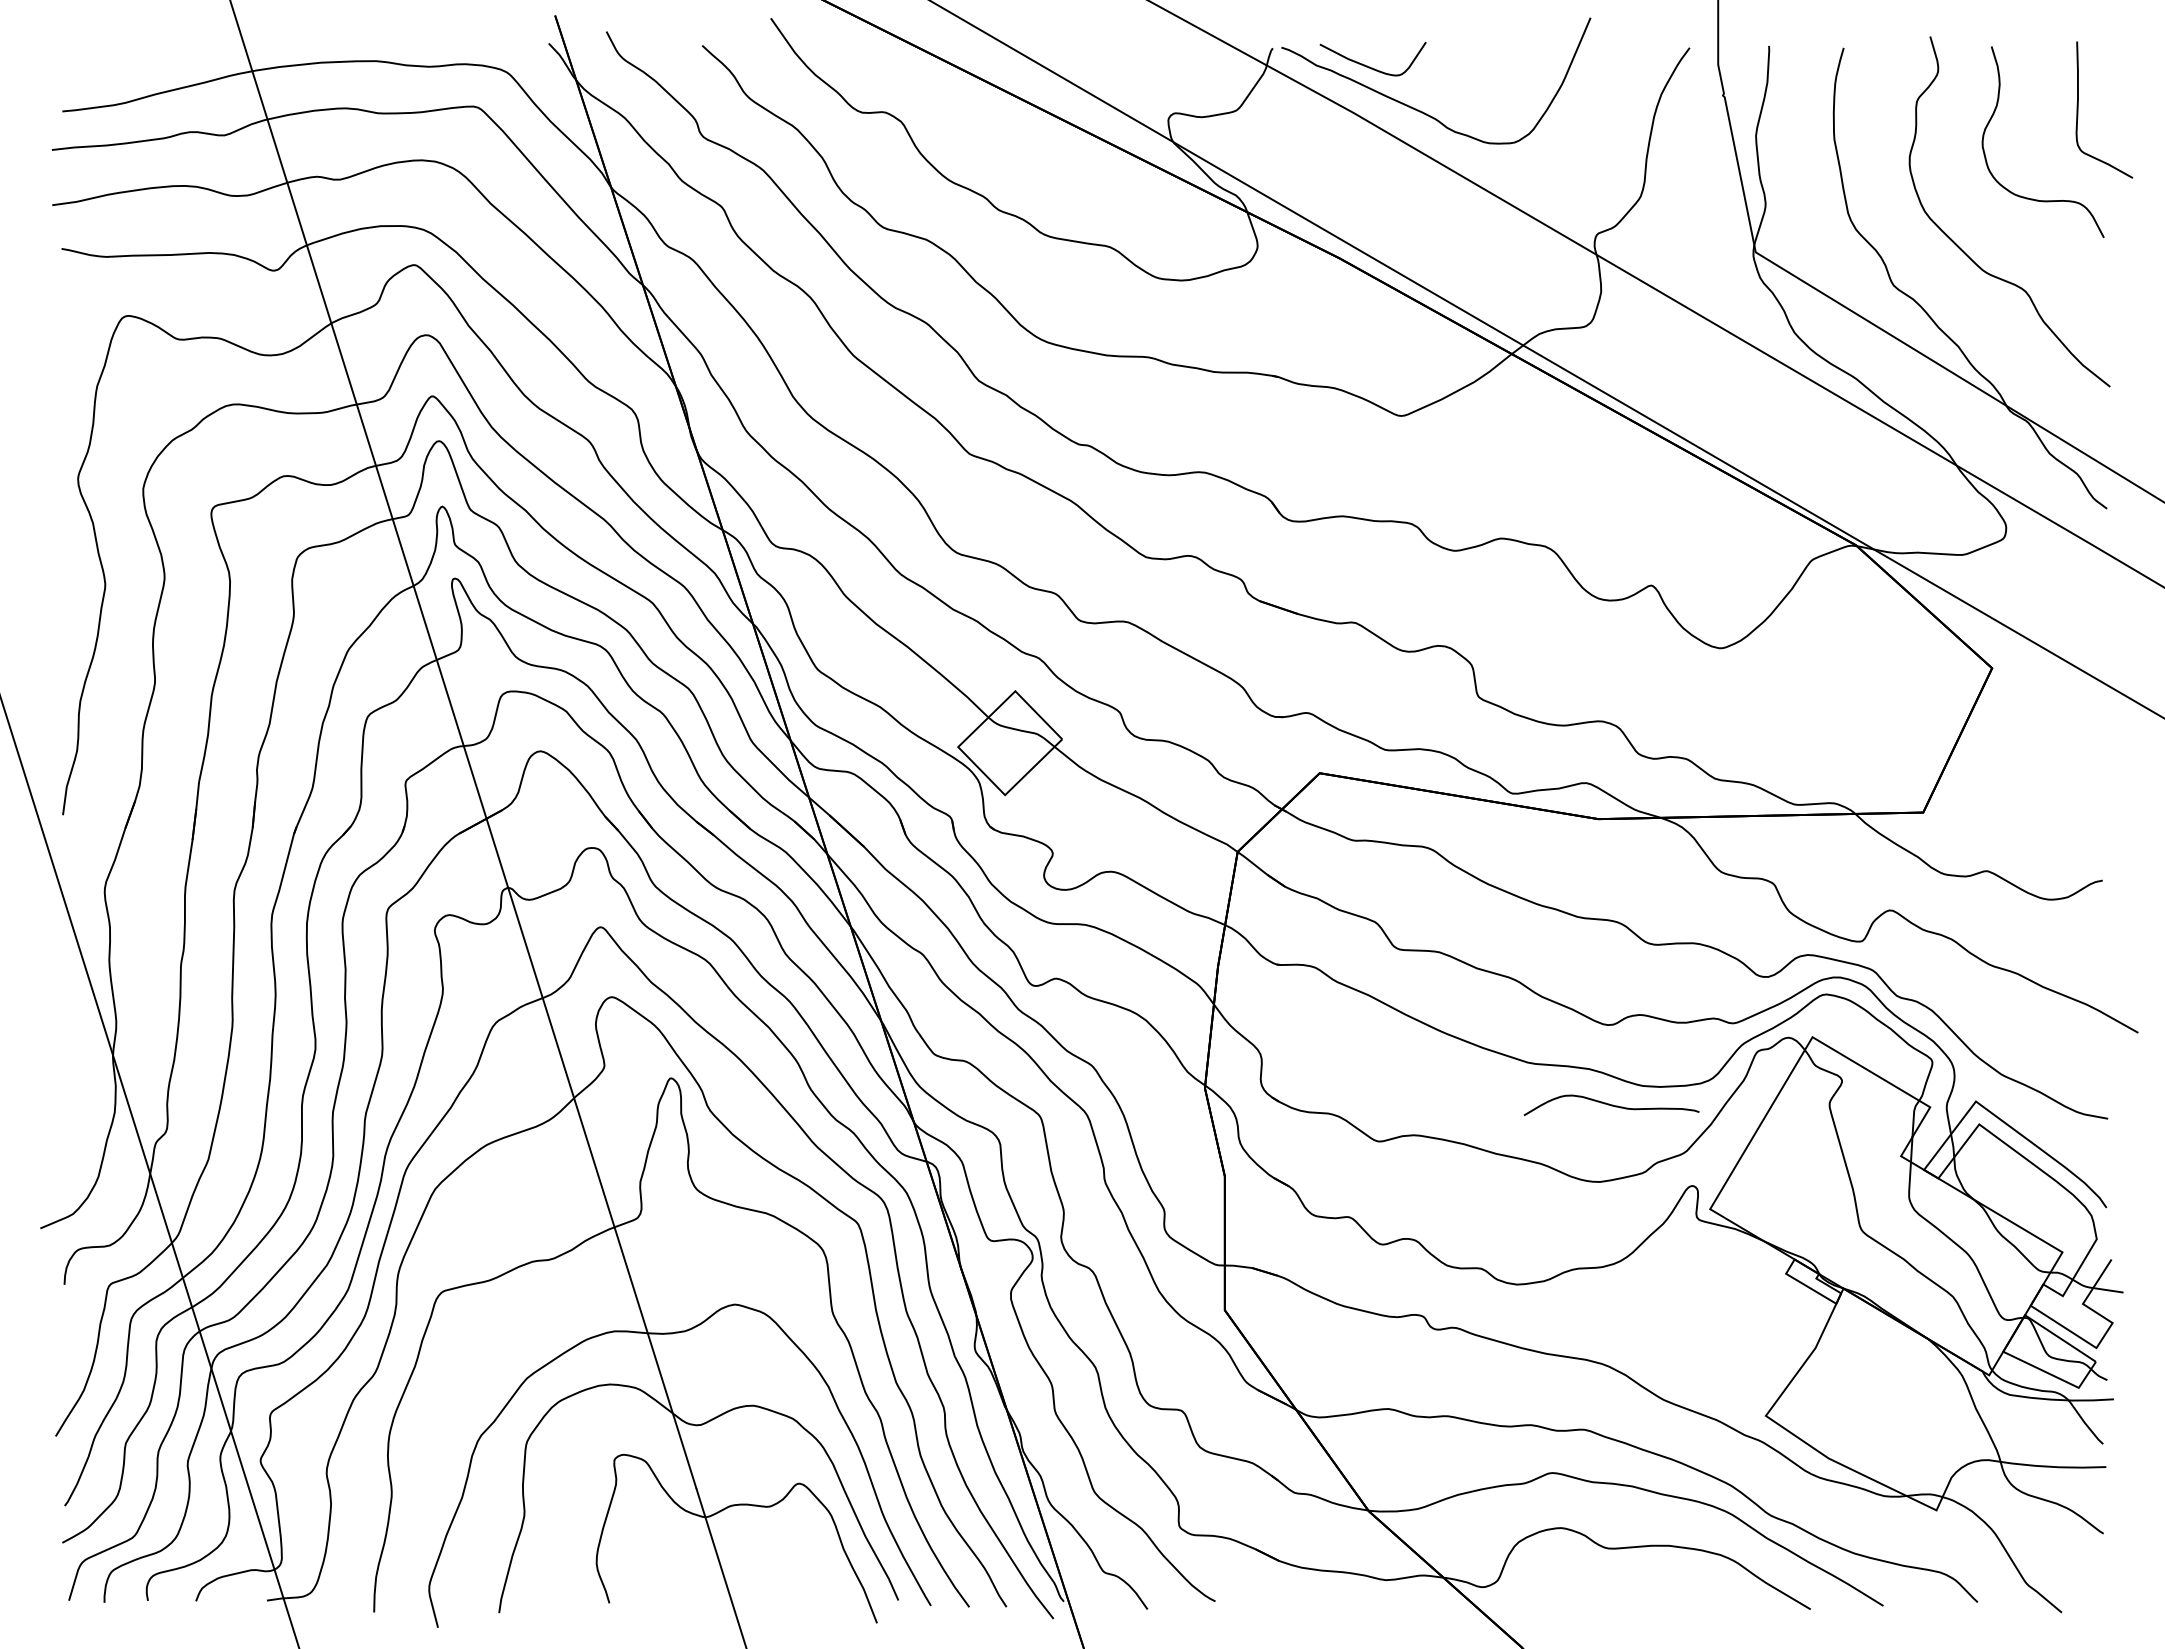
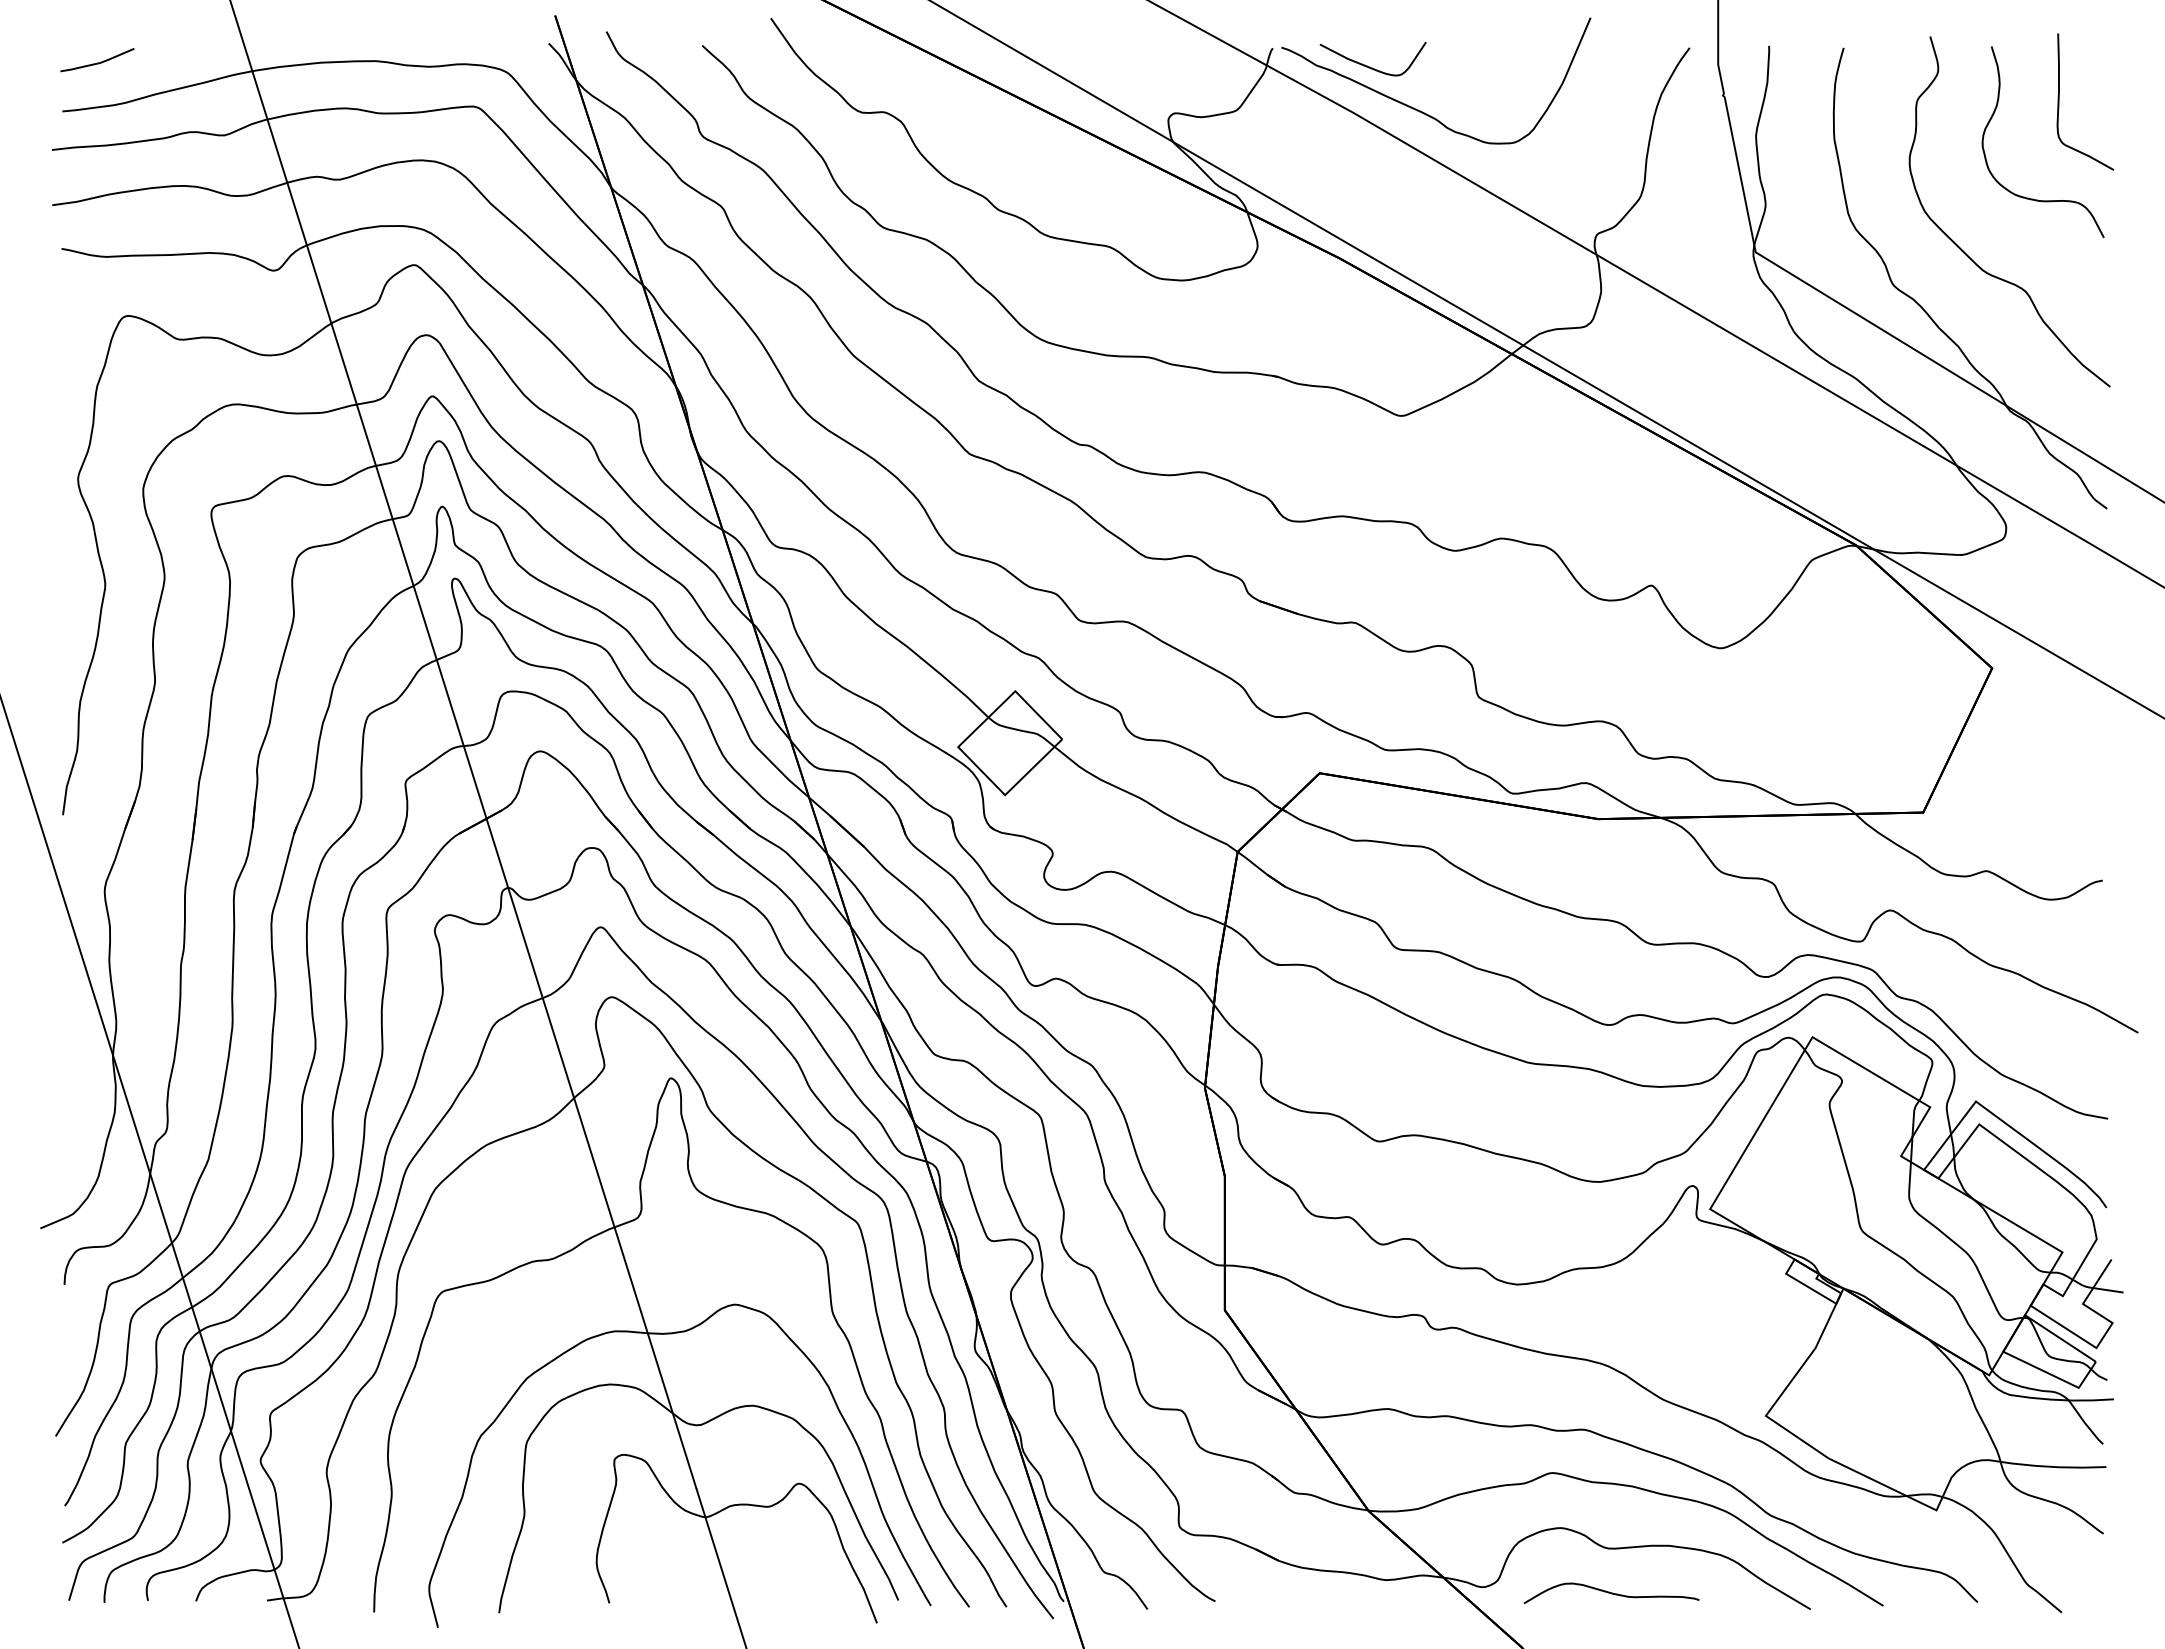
line: none -> present (97, 62)
curve position: (2078, 109) -> (2059, 101) (2059, 101)
curve position: (1611, 1105) -> (1611, 1593) (1611, 1593)
